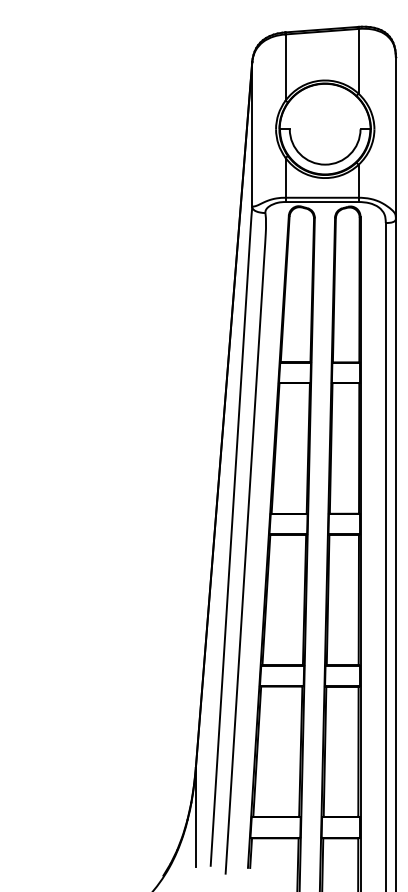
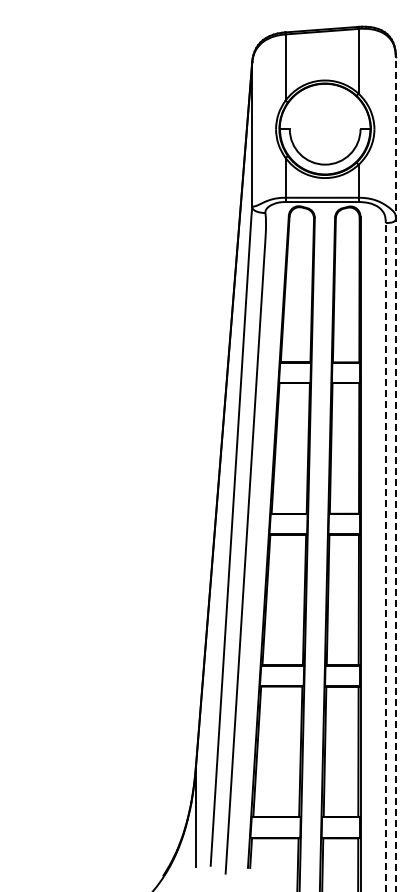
line: solid -> dashed (395, 474)
line: solid -> dashed (385, 557)
